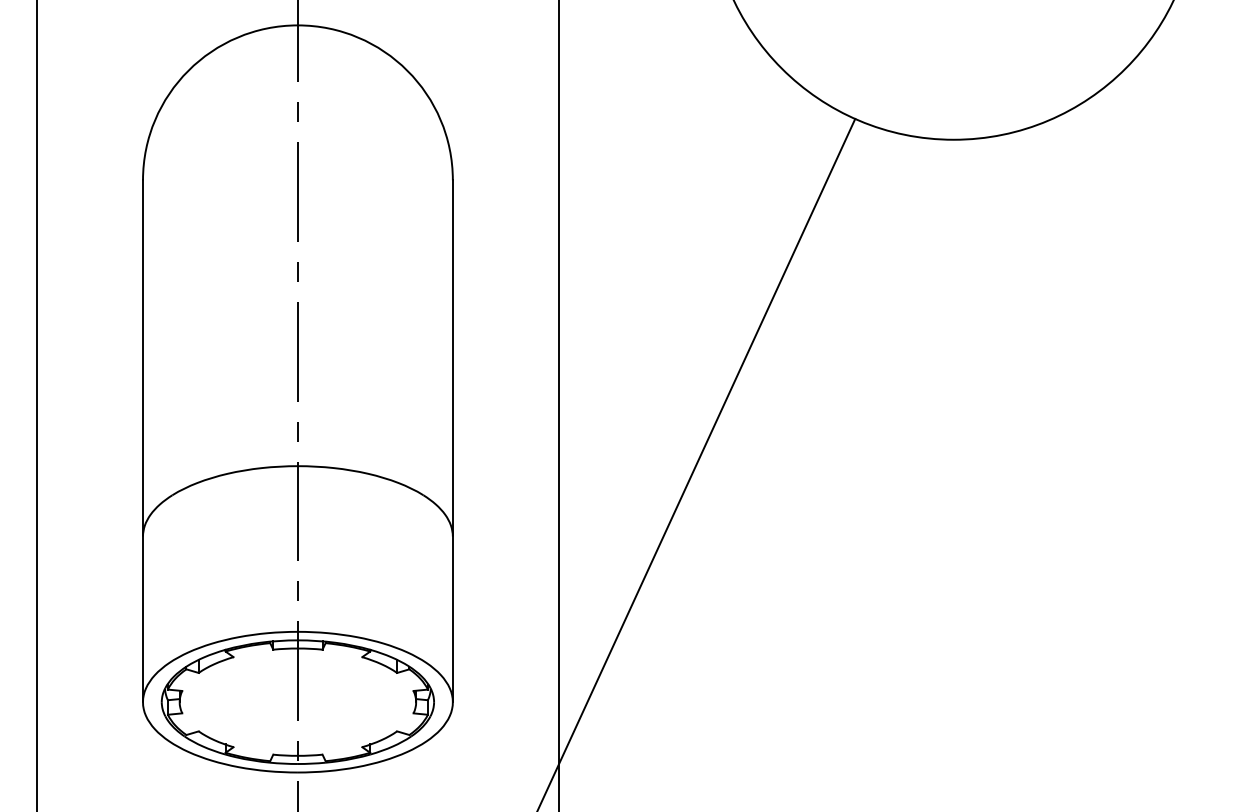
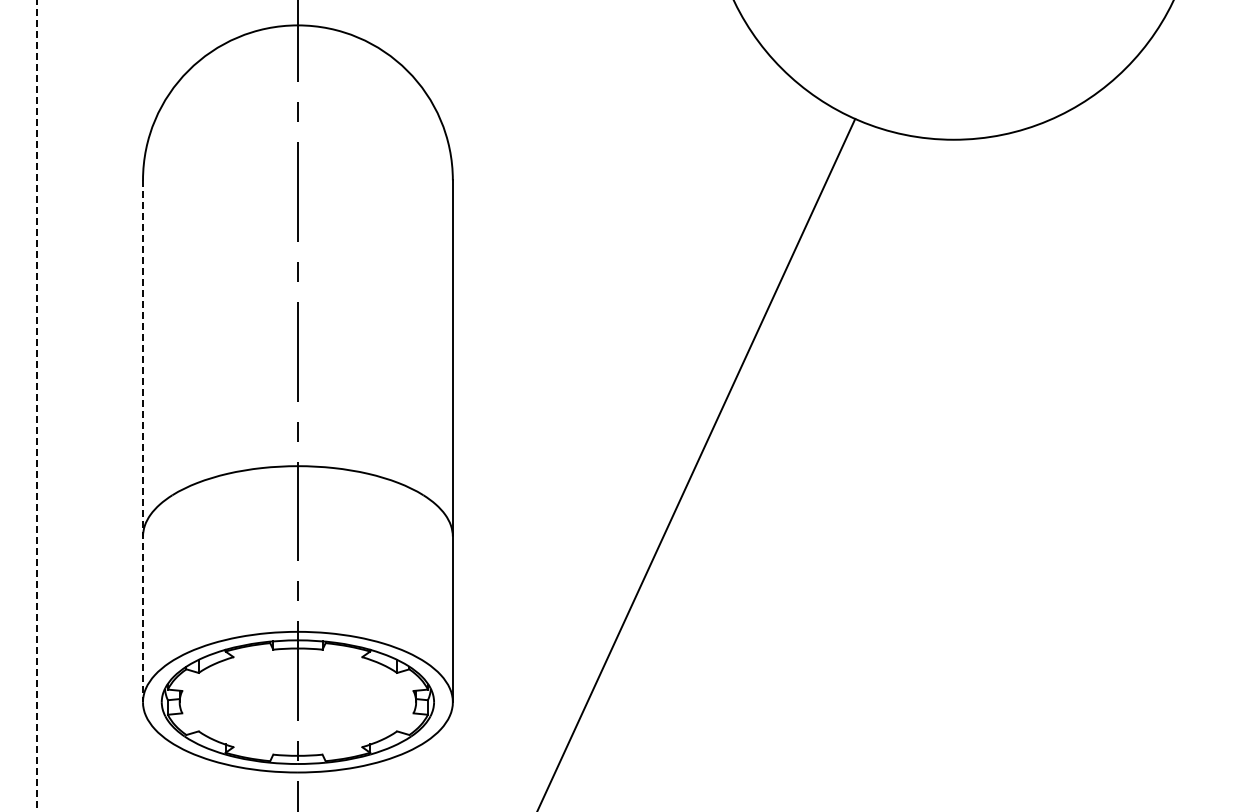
line: present -> none (558, 405)
line: solid -> dashed (37, 406)
line: solid -> dashed (143, 441)
